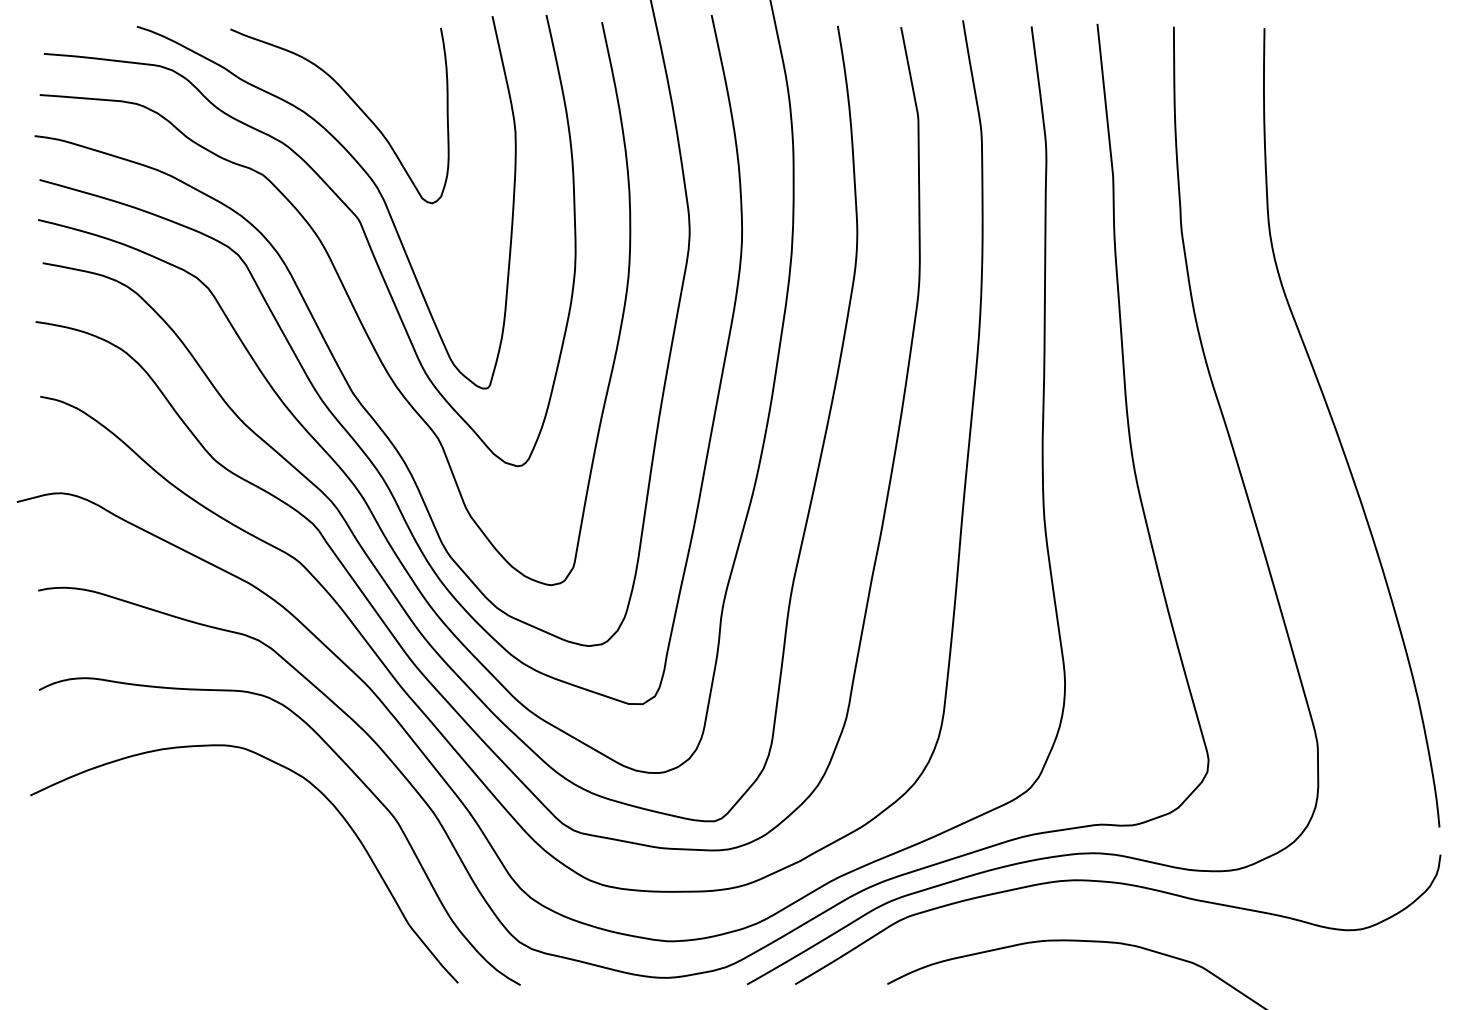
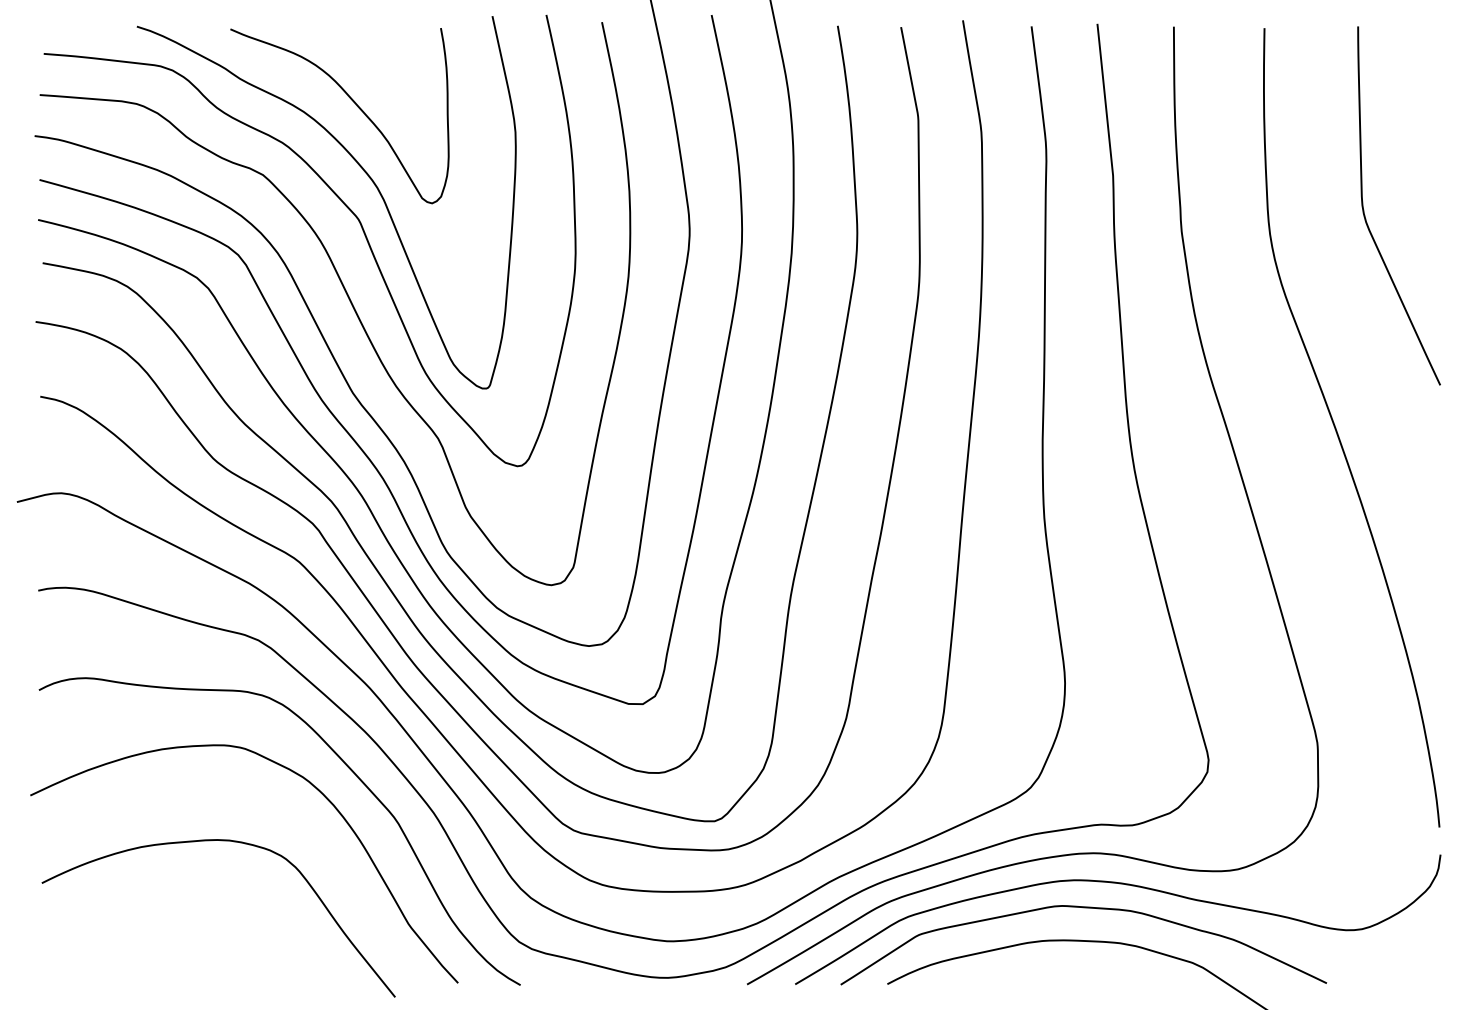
curve: none -> present (1364, 210)
curve: none -> present (221, 841)
curve: none -> present (1083, 908)
